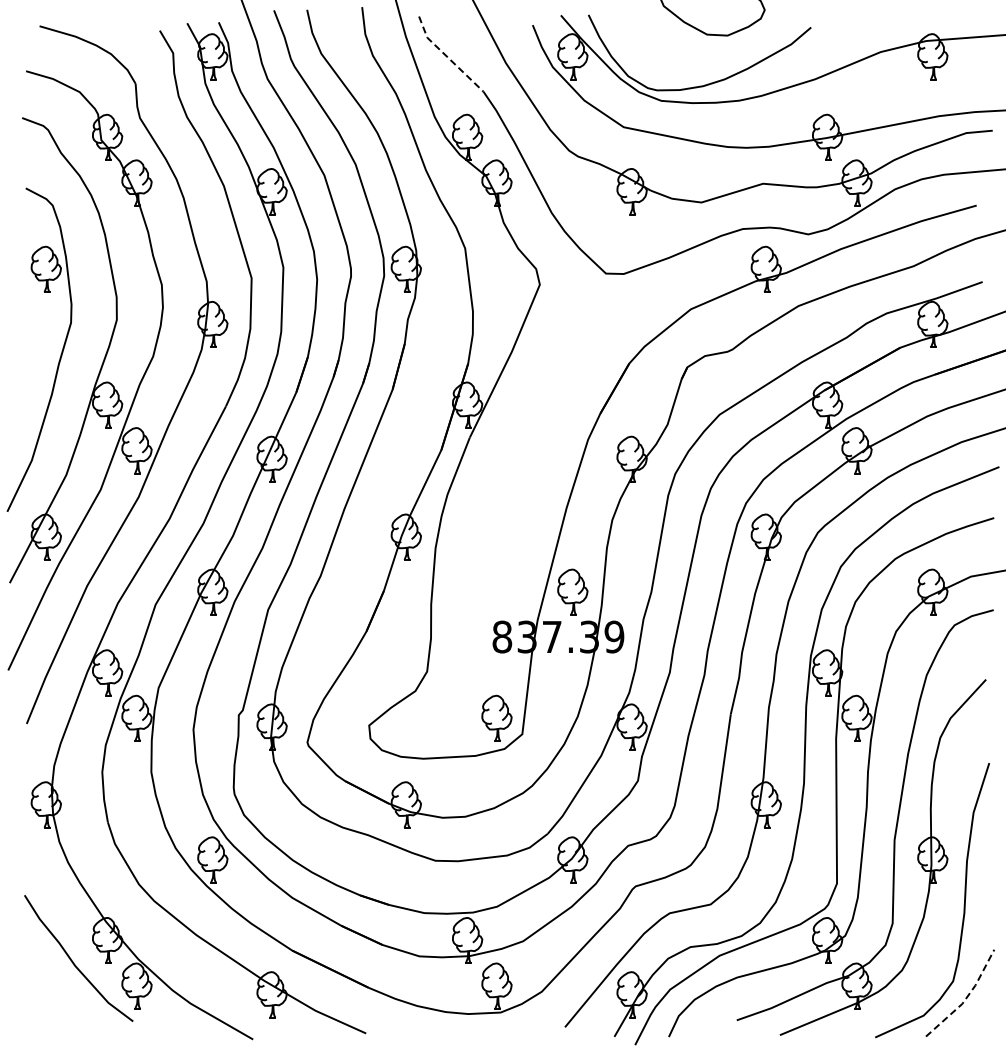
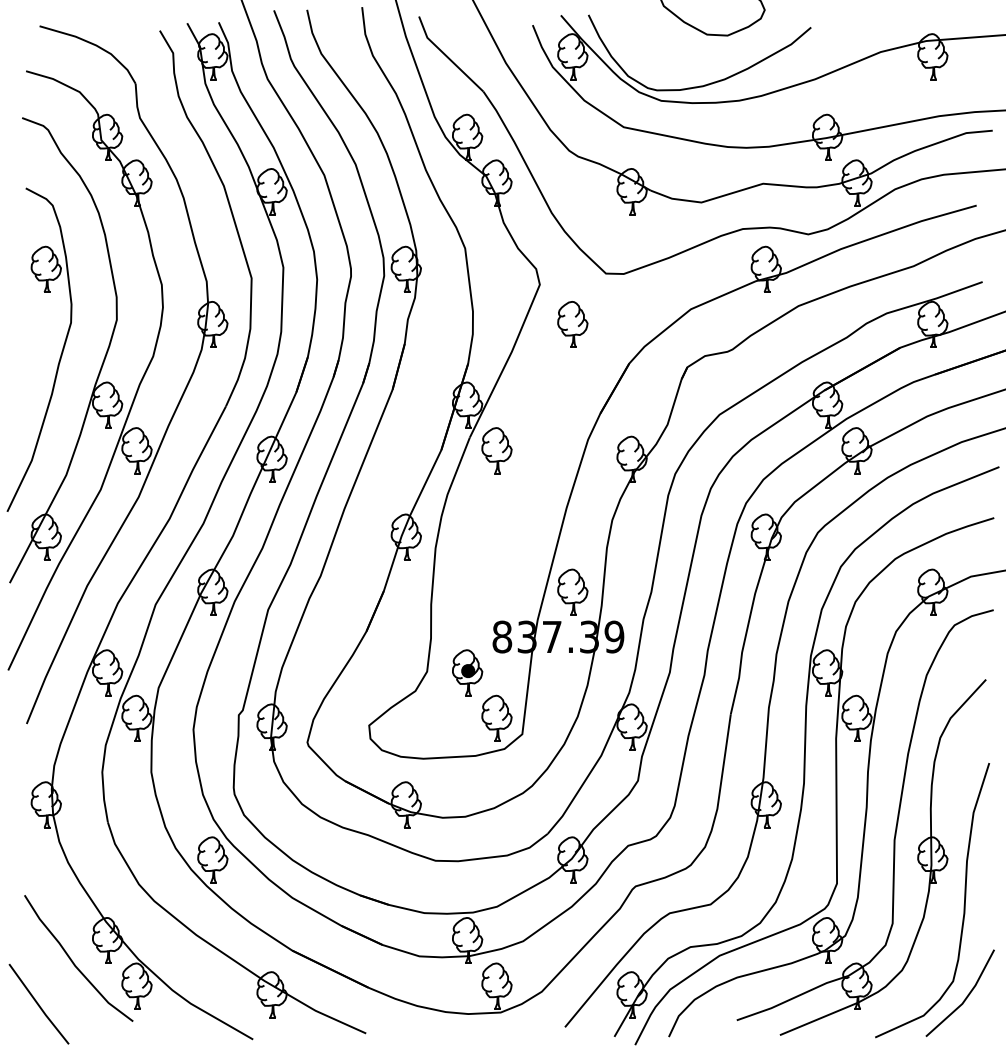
line: dashed -> solid (446, 56)
part: none -> present (572, 324)
part: none -> present (496, 450)
part: none -> present (467, 672)
line: dashed -> solid (966, 997)
line: none -> present (38, 1003)
